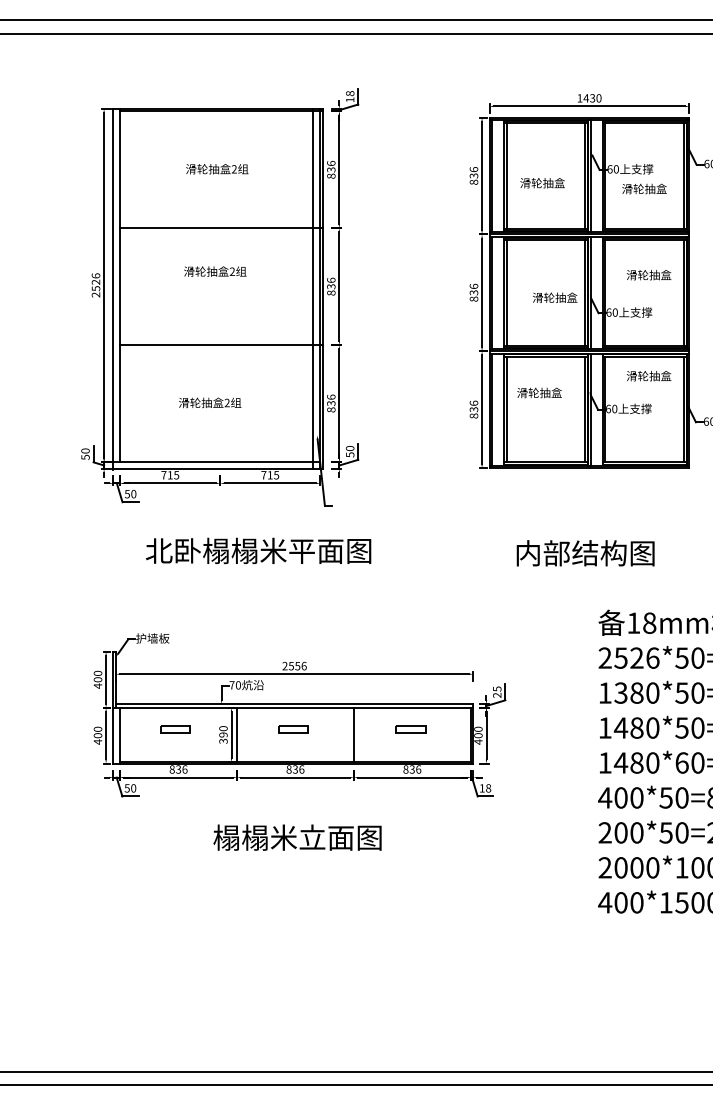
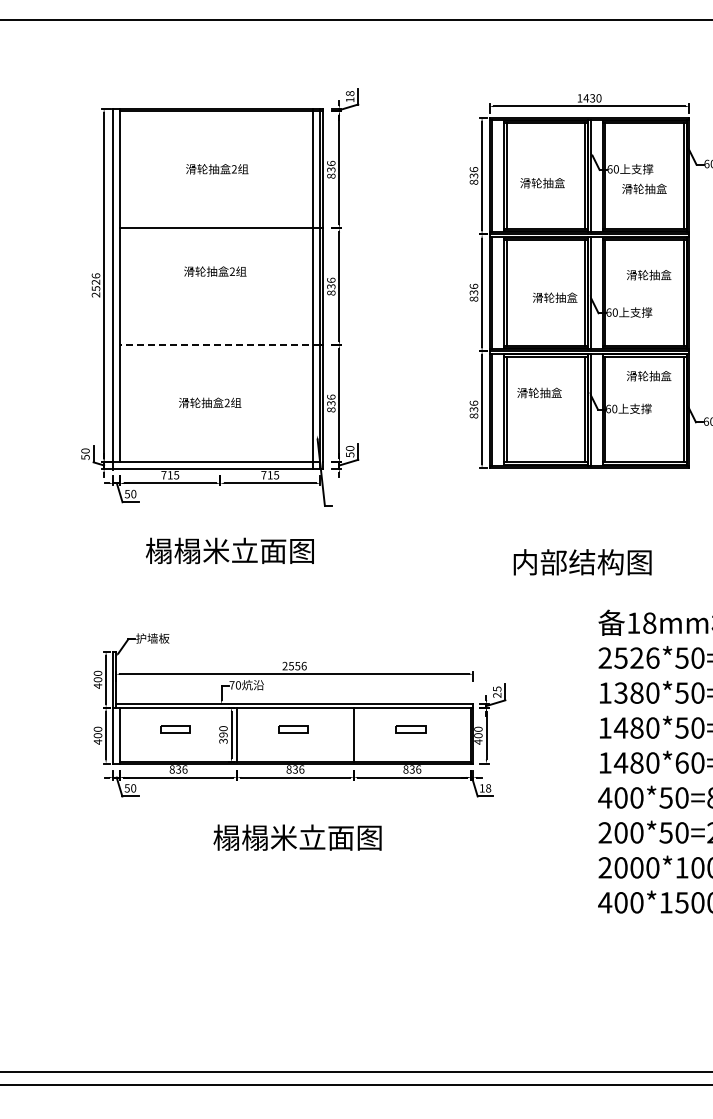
line: present -> none (355, 33)
line: solid -> dashed (220, 345)
text: 北卧榻榻米平面图 -> 榻榻米立面图 (258, 550)
text position: (585, 553) -> (582, 562) (582, 562)
